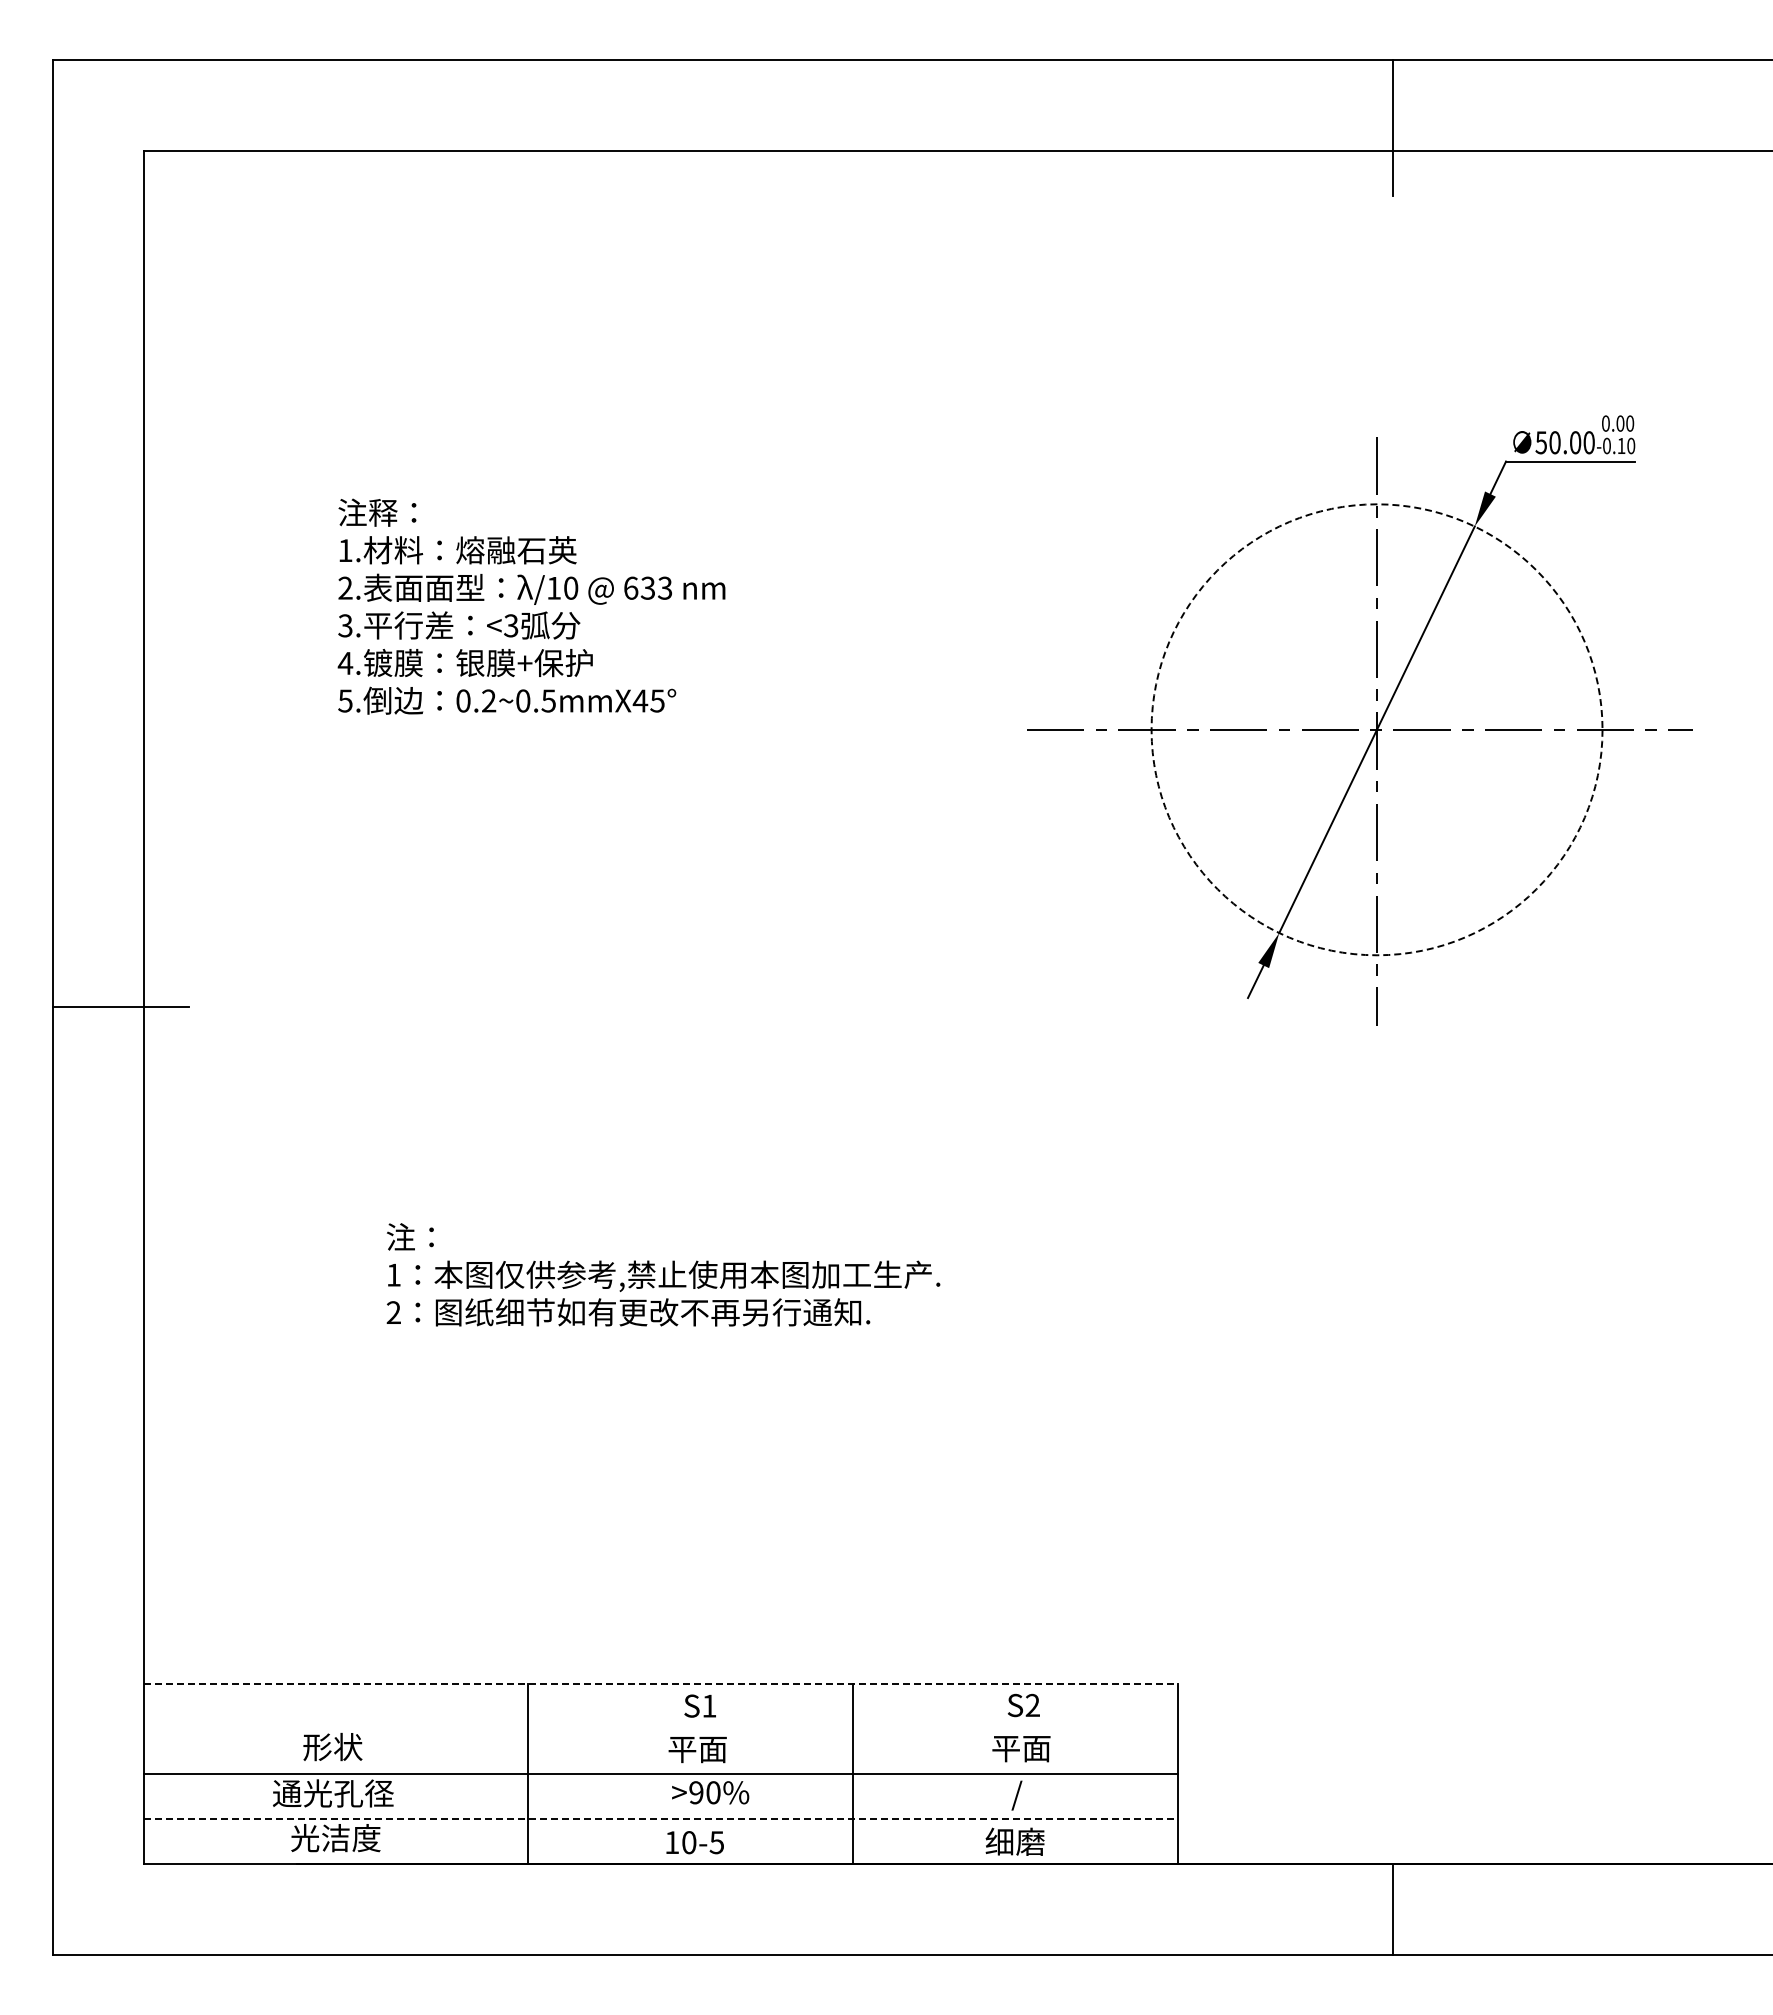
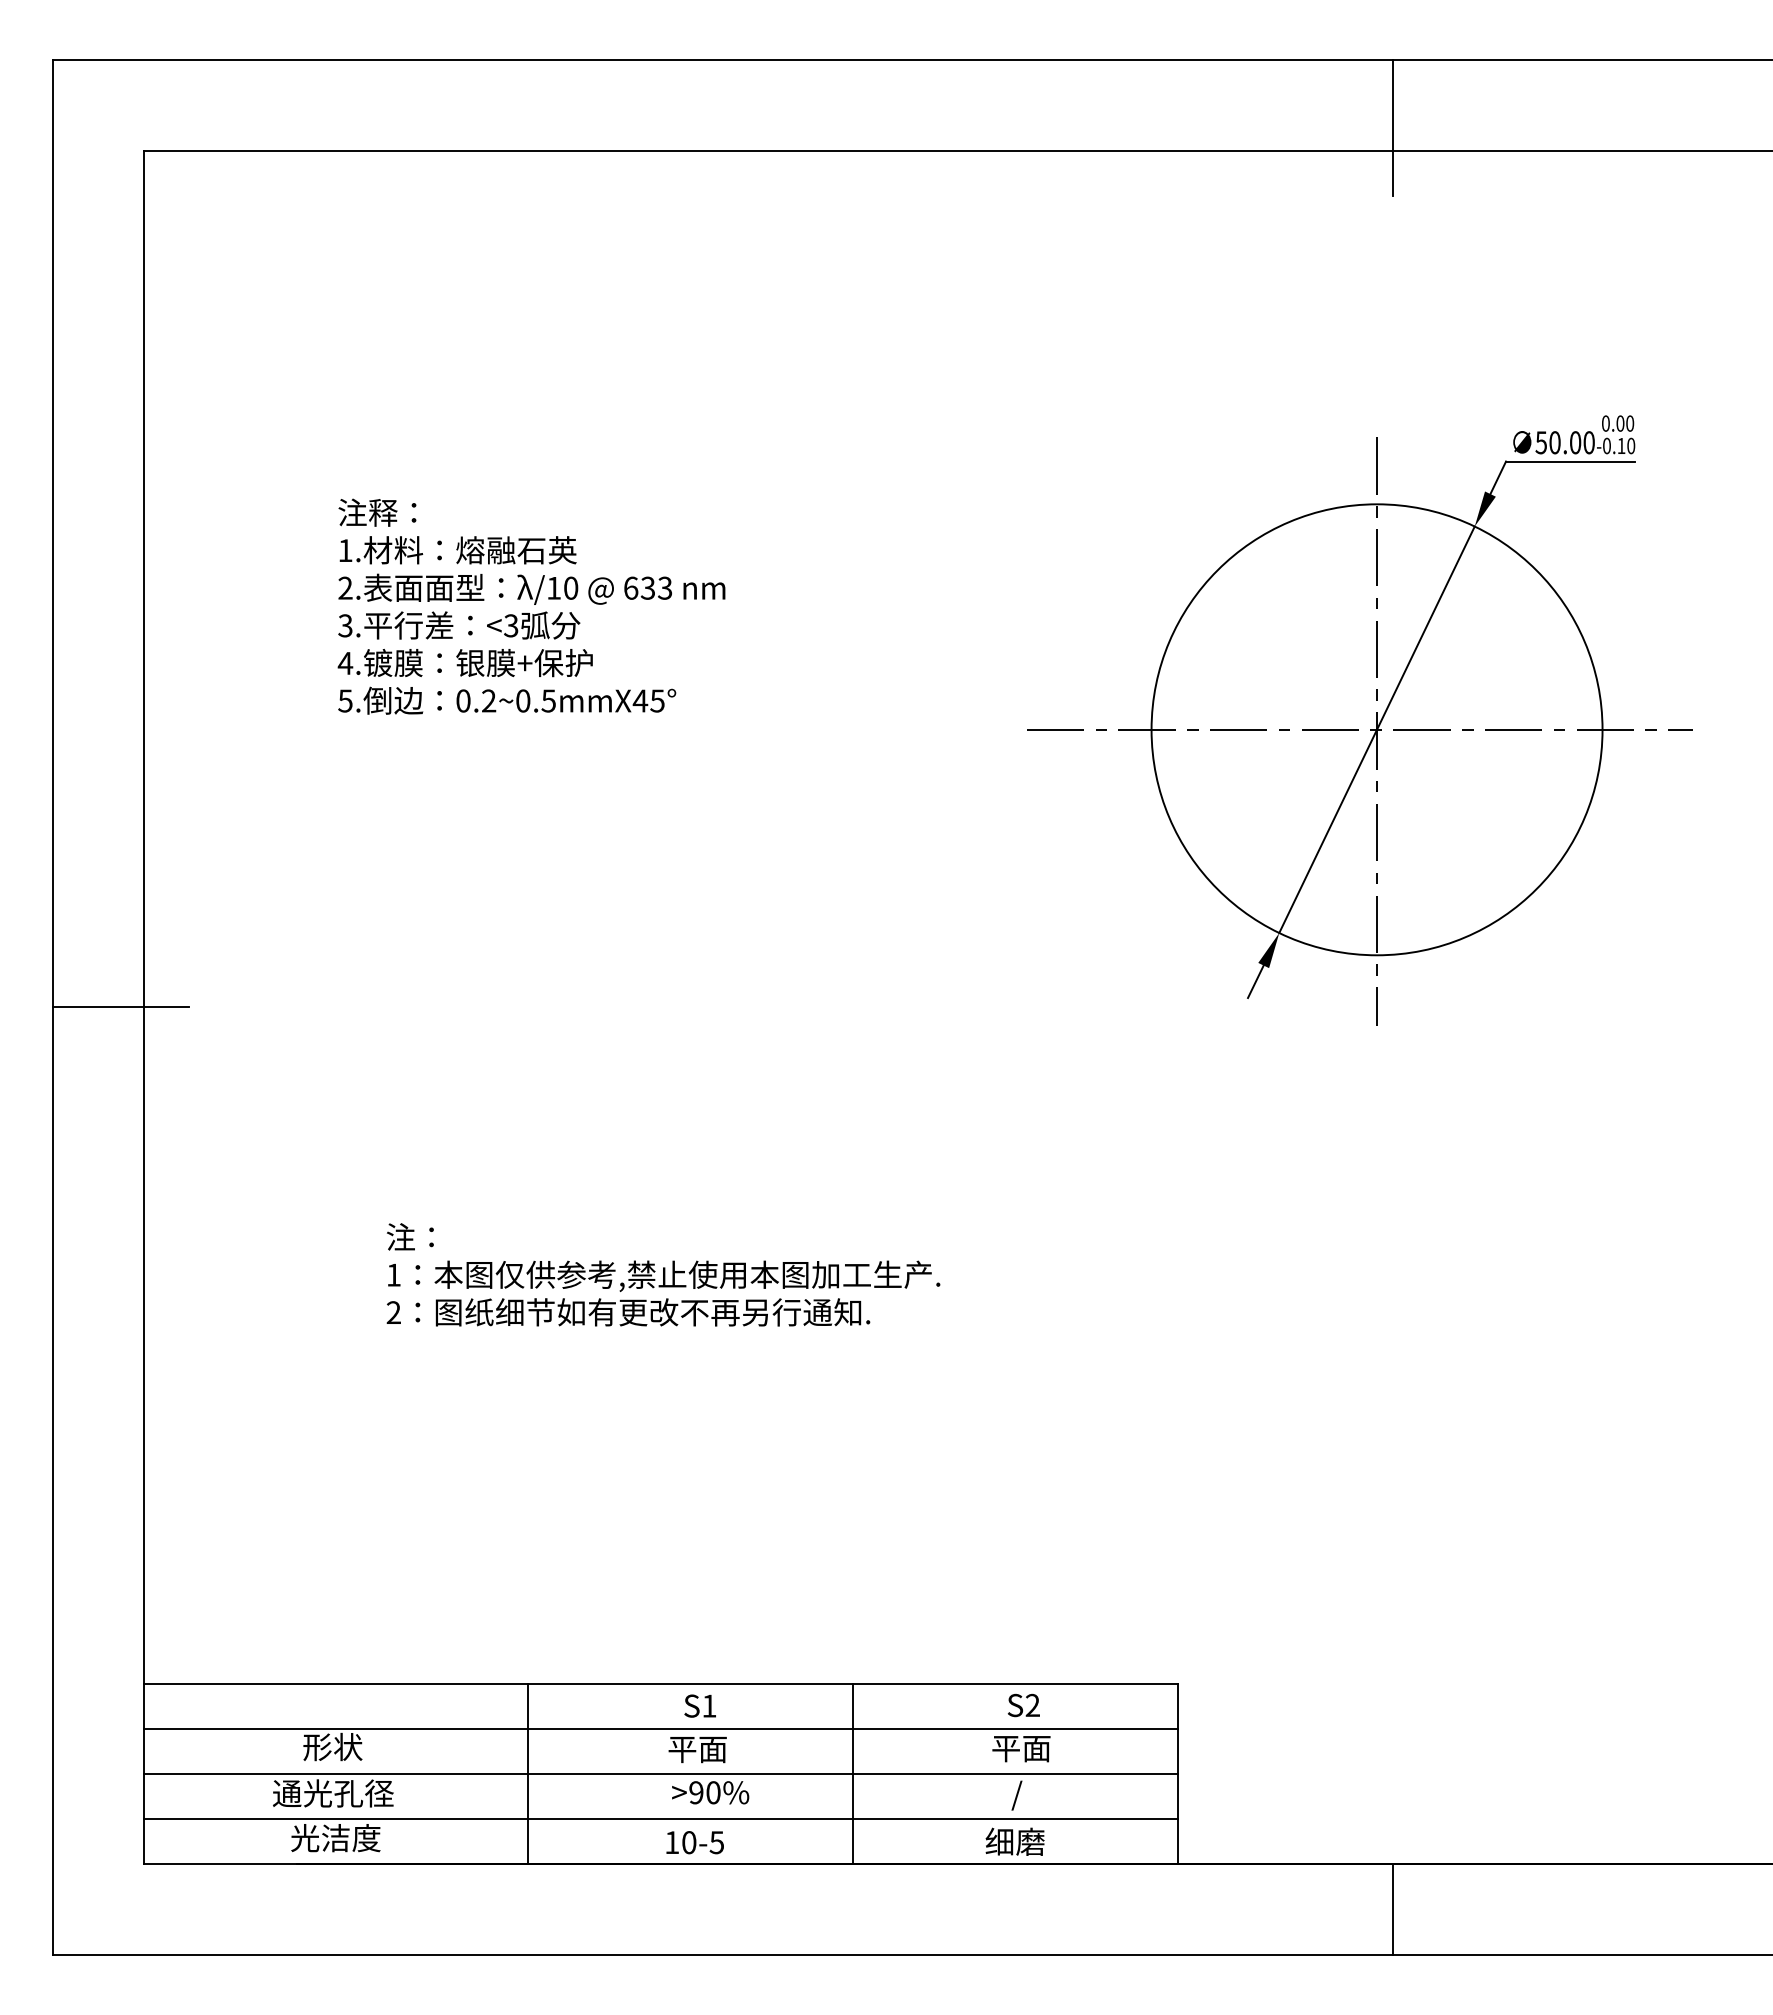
circle: dashed -> solid (1376, 729)
line: dashed -> solid (661, 1683)
line: none -> present (660, 1729)
line: dashed -> solid (661, 1819)
